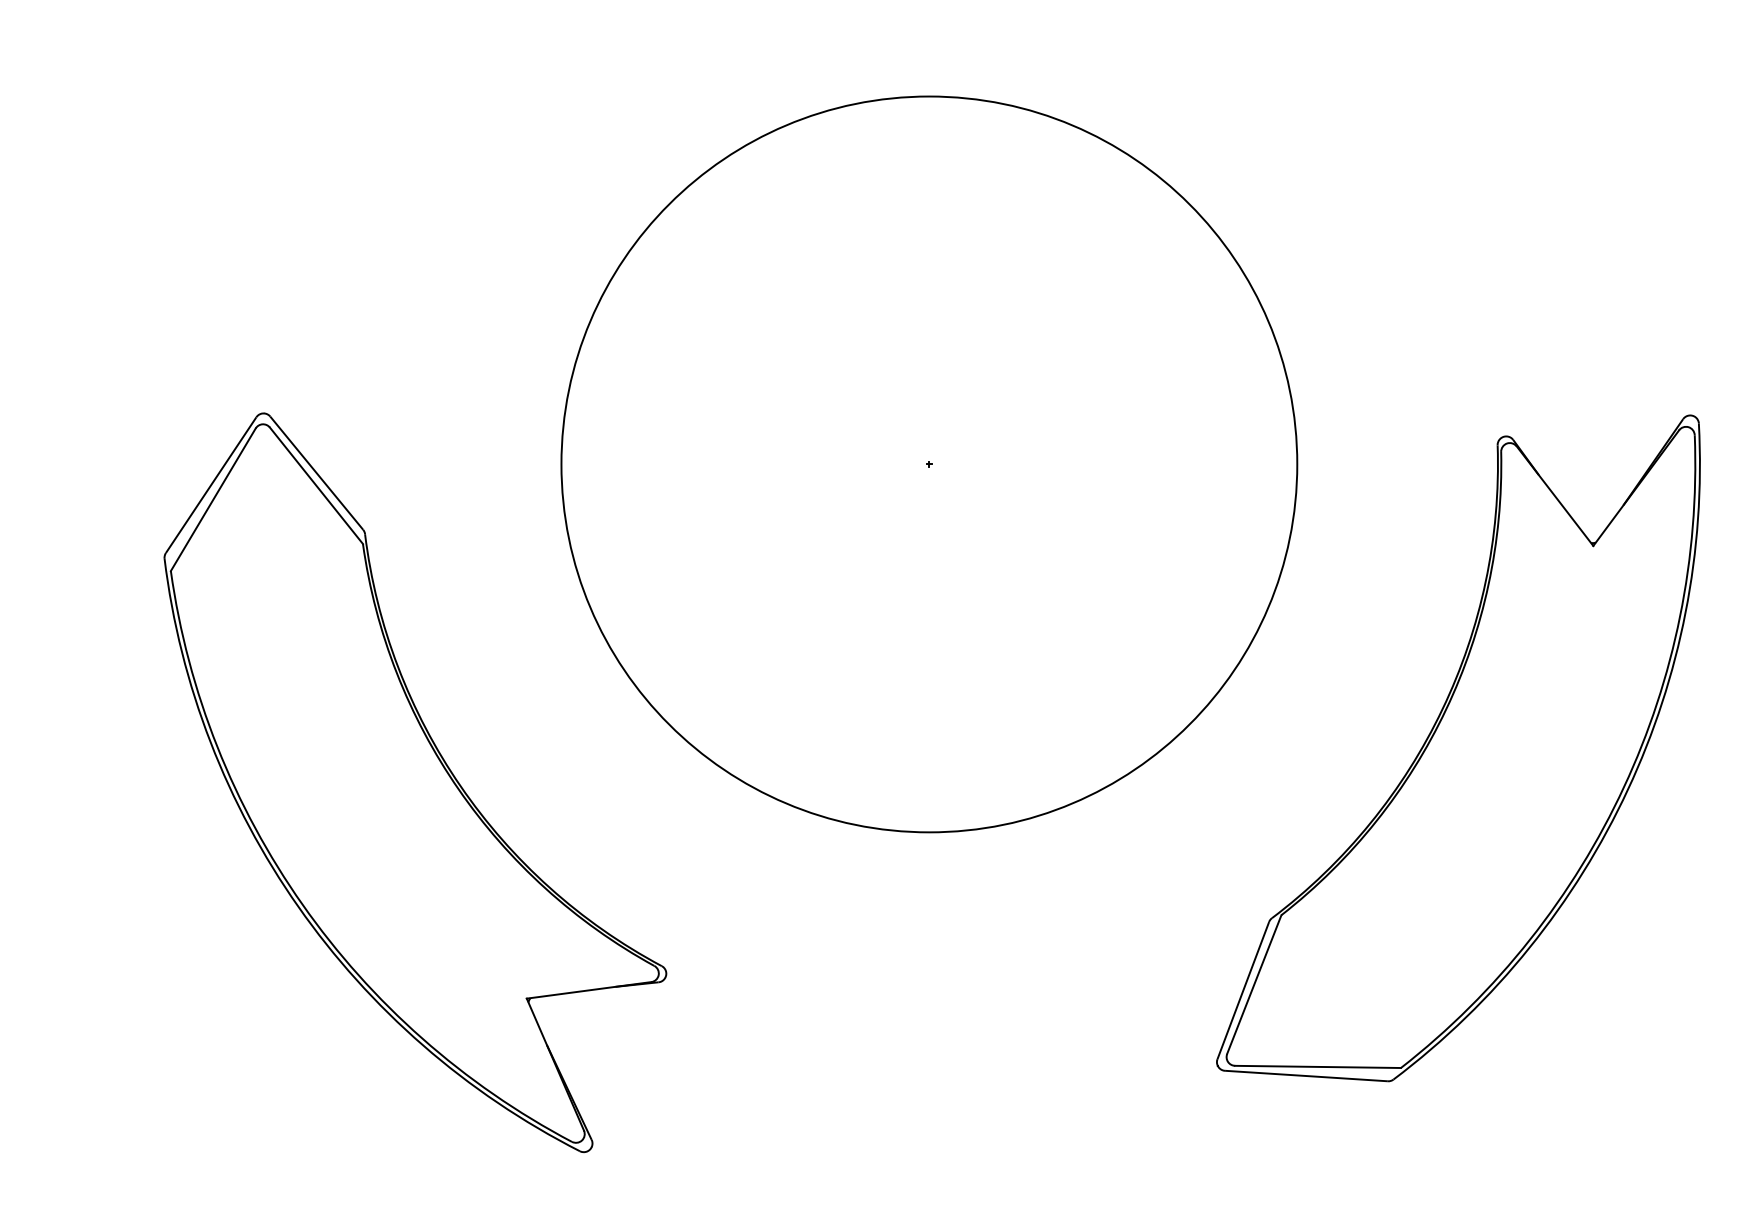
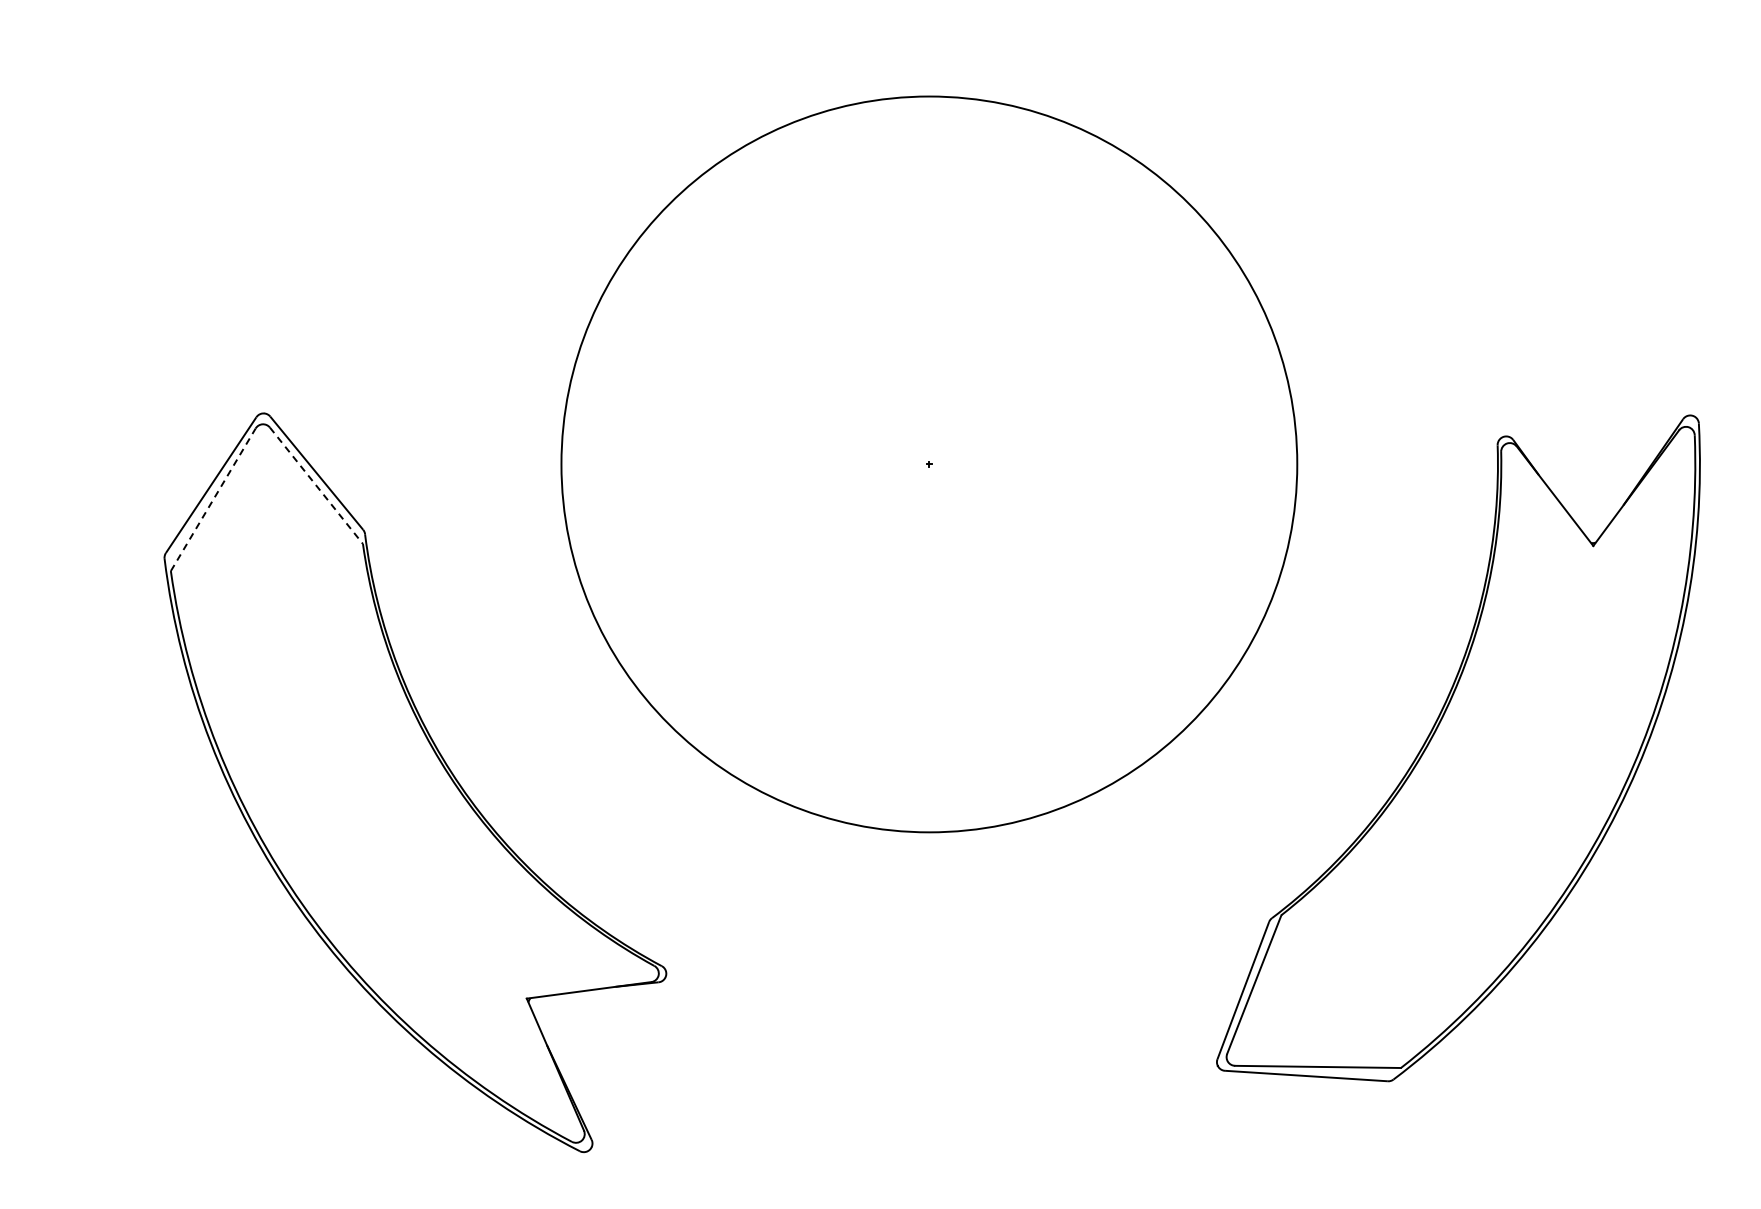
line: solid -> dashed (316, 485)
line: solid -> dashed (213, 499)
